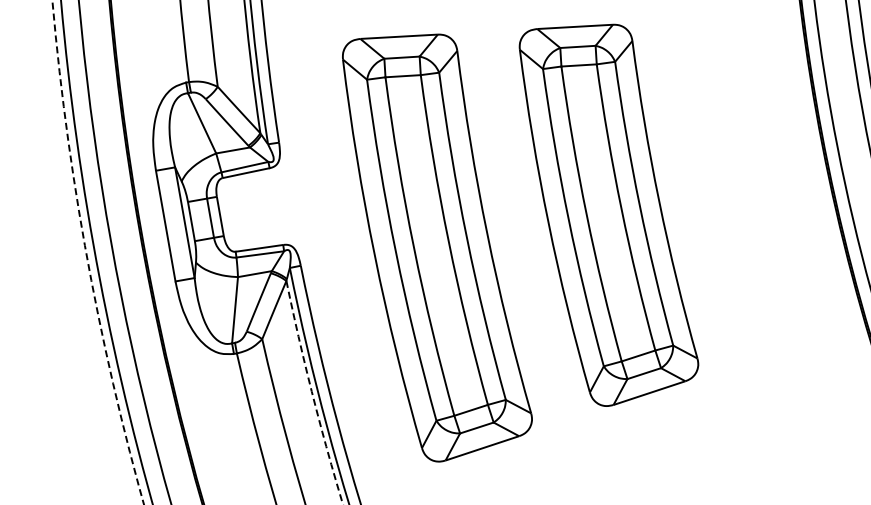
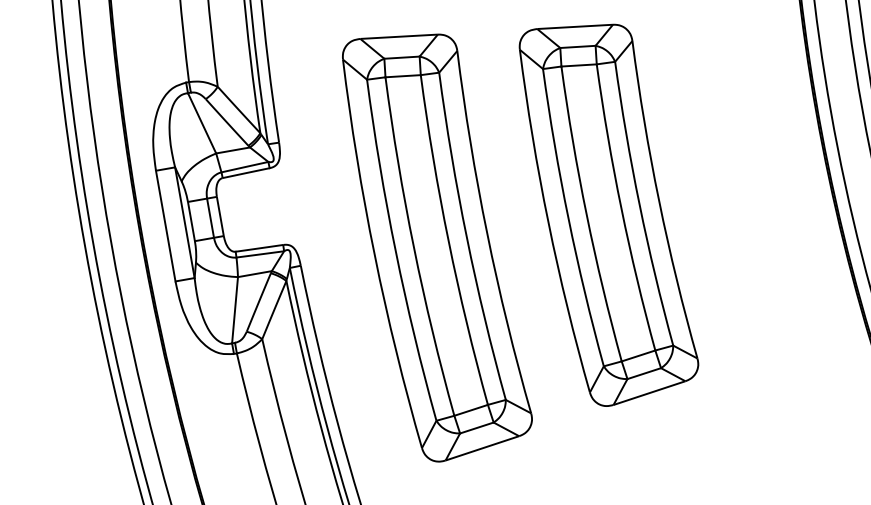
arc: dashed -> solid (86, 253)
arc: dashed -> solid (312, 393)
